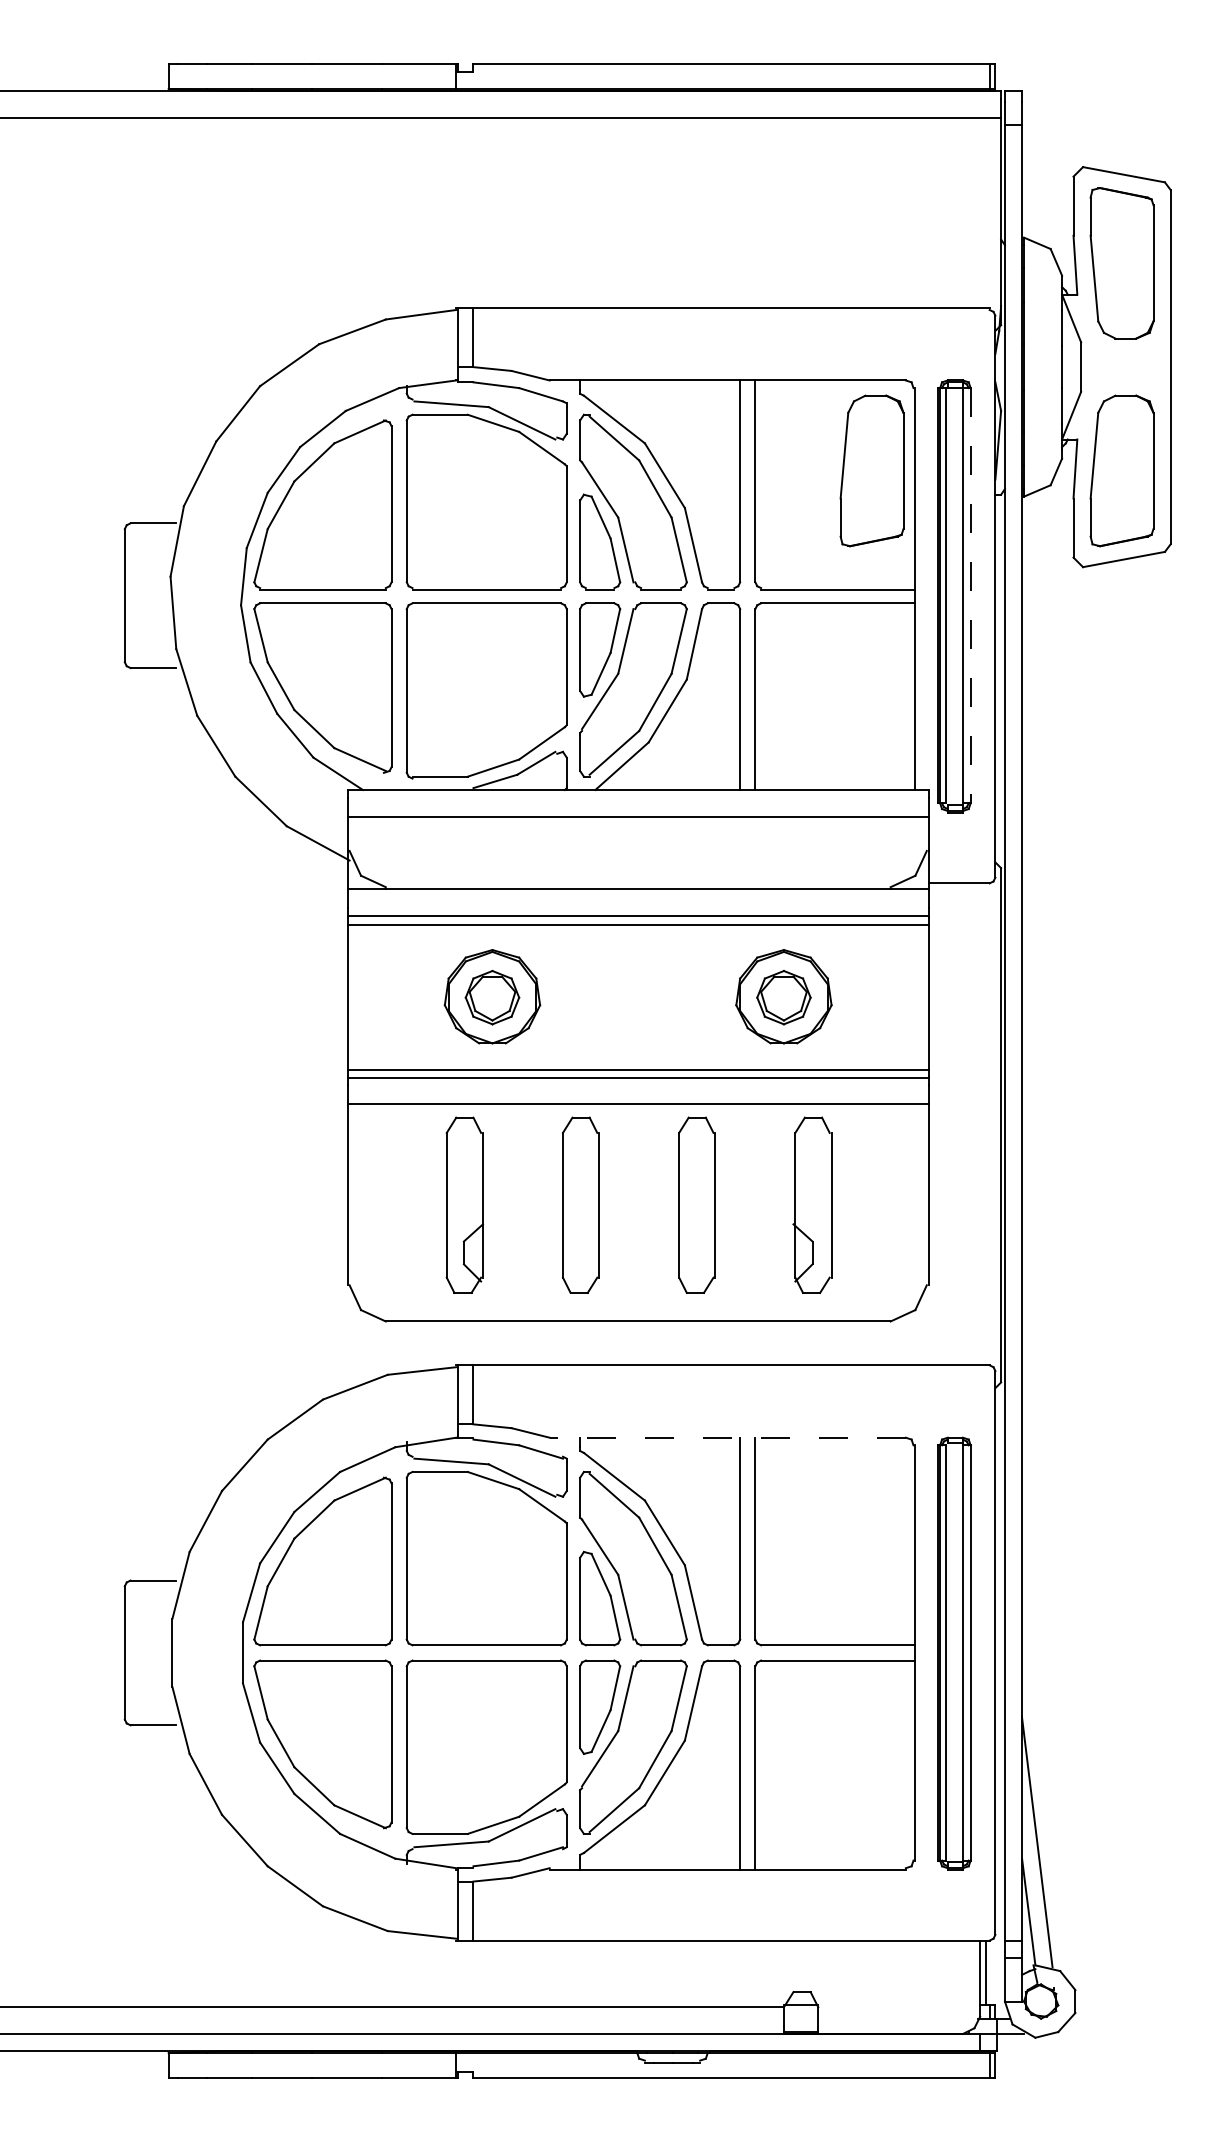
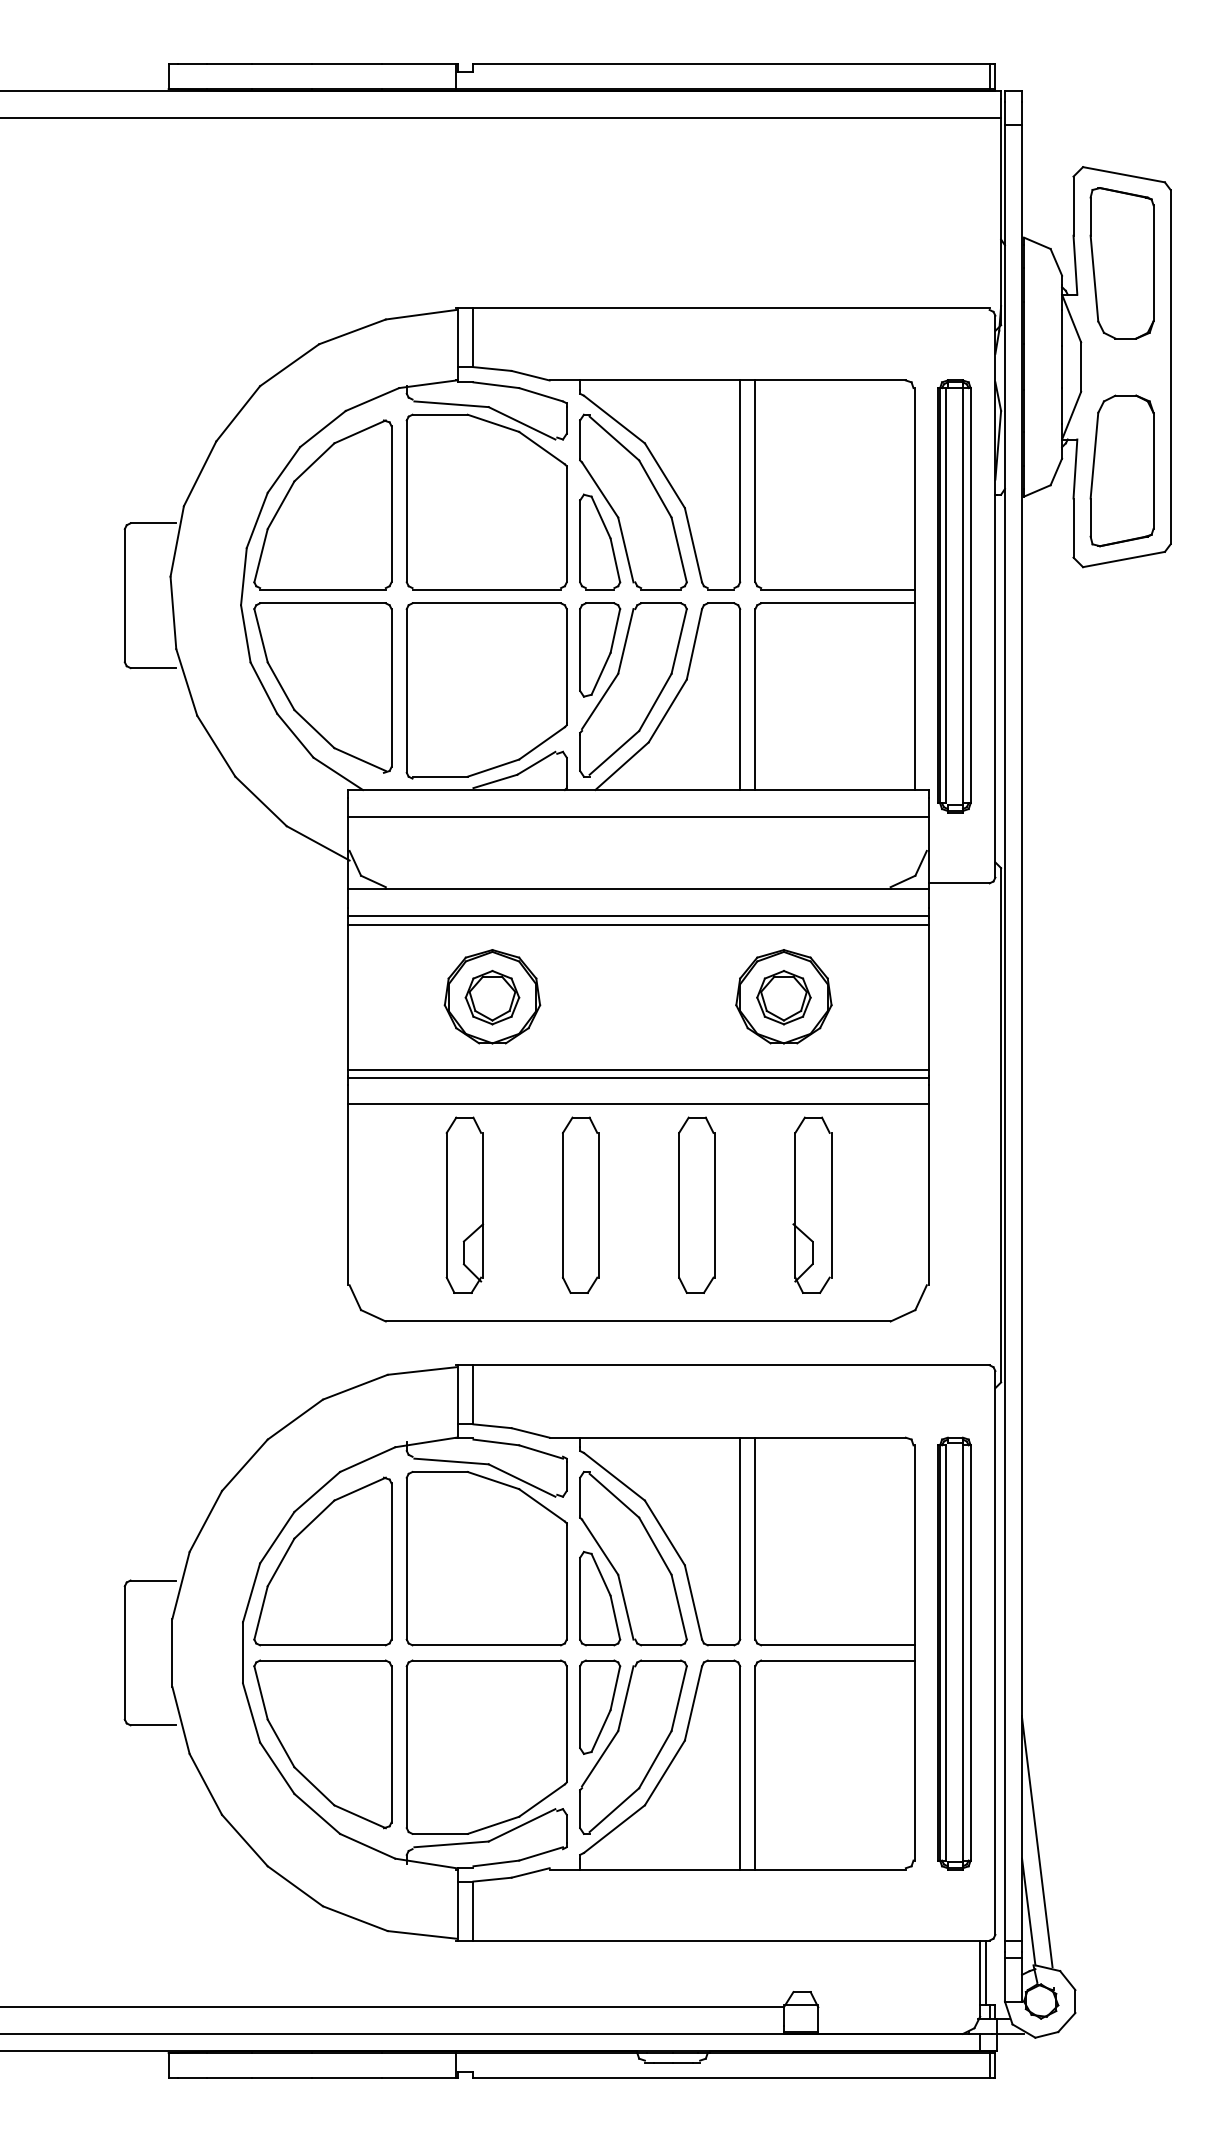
part: present -> none (871, 470)
line: dashed -> solid (970, 595)
line: dashed -> solid (727, 1437)
